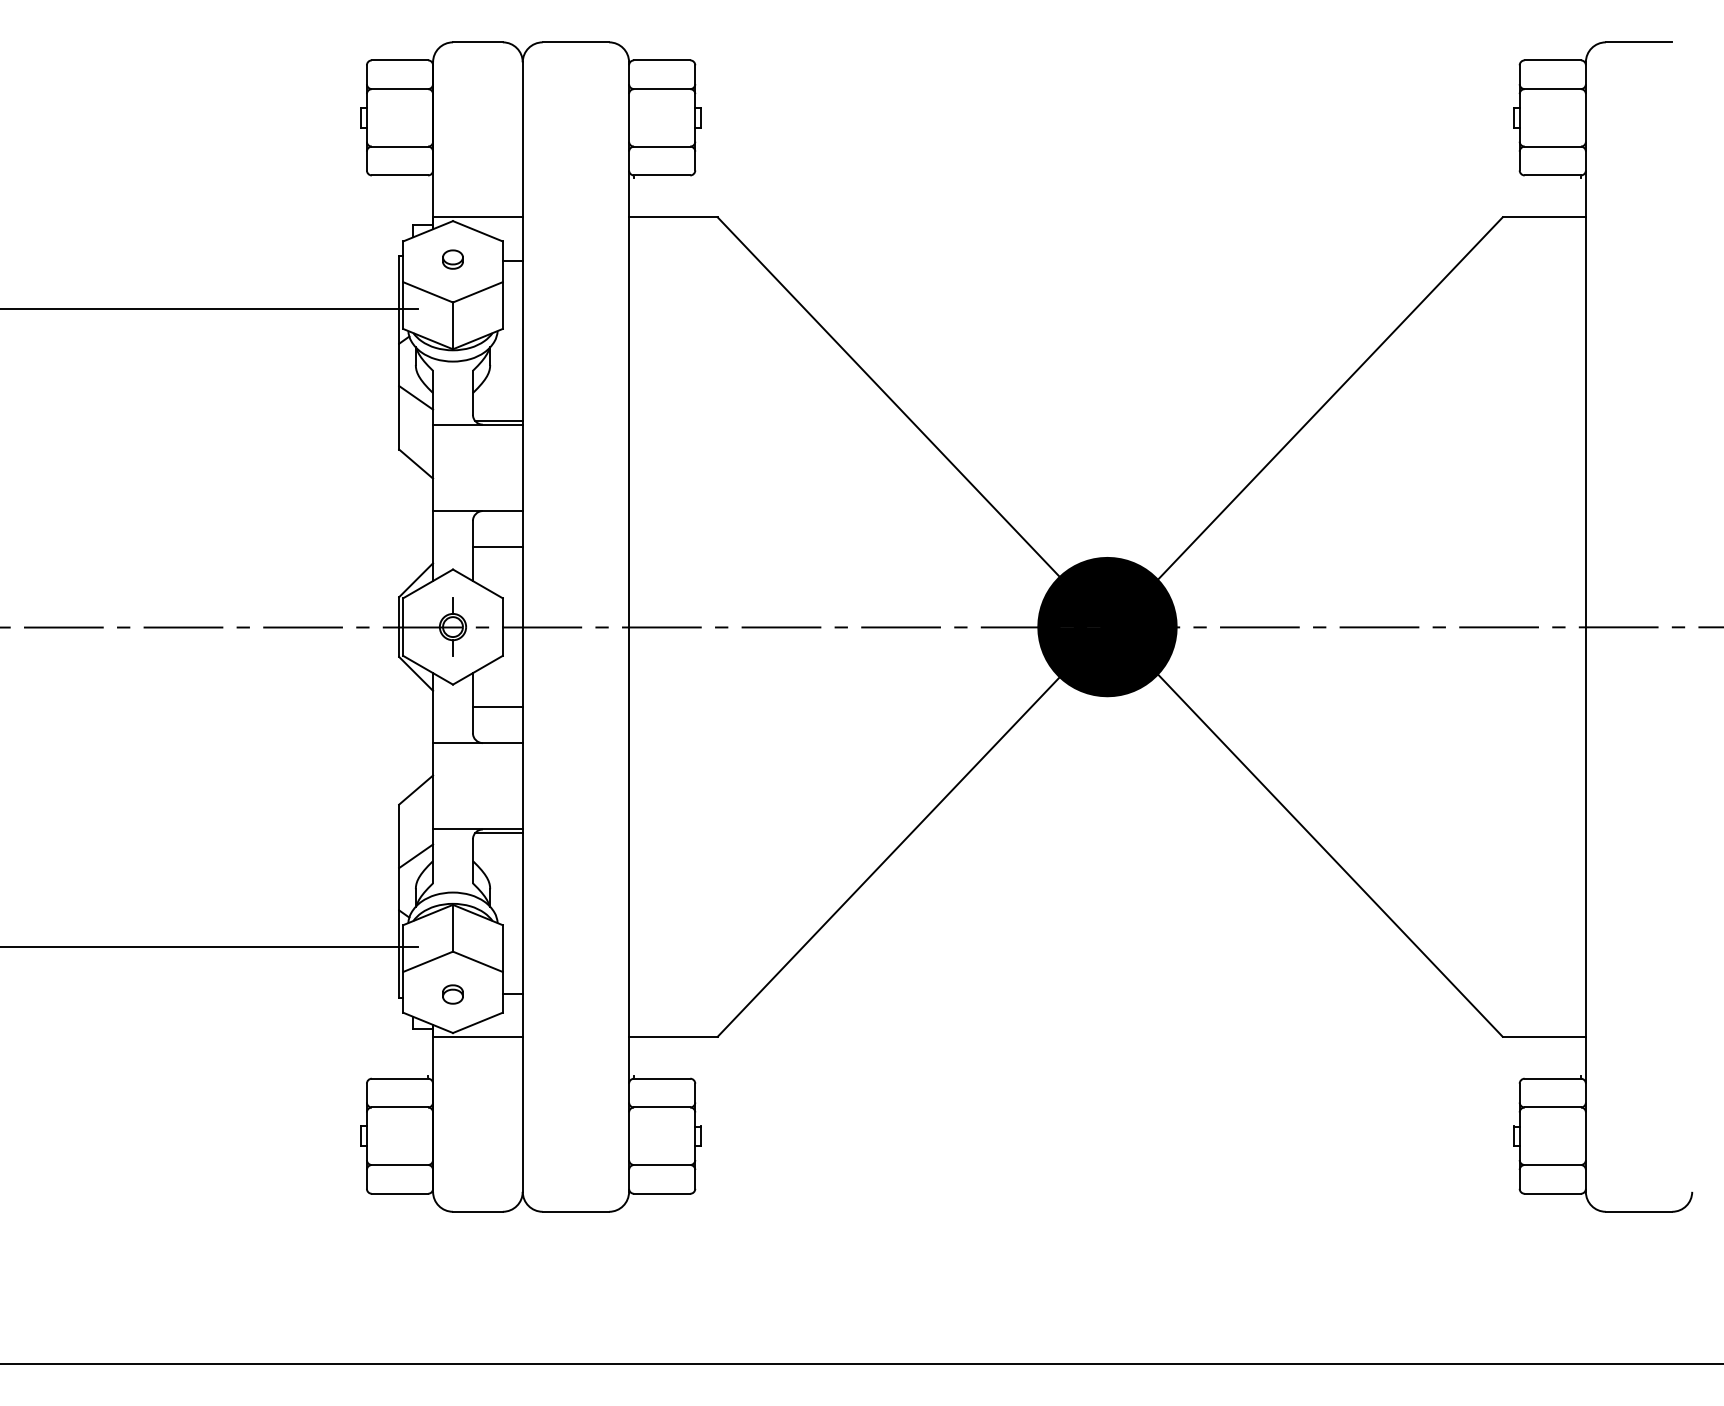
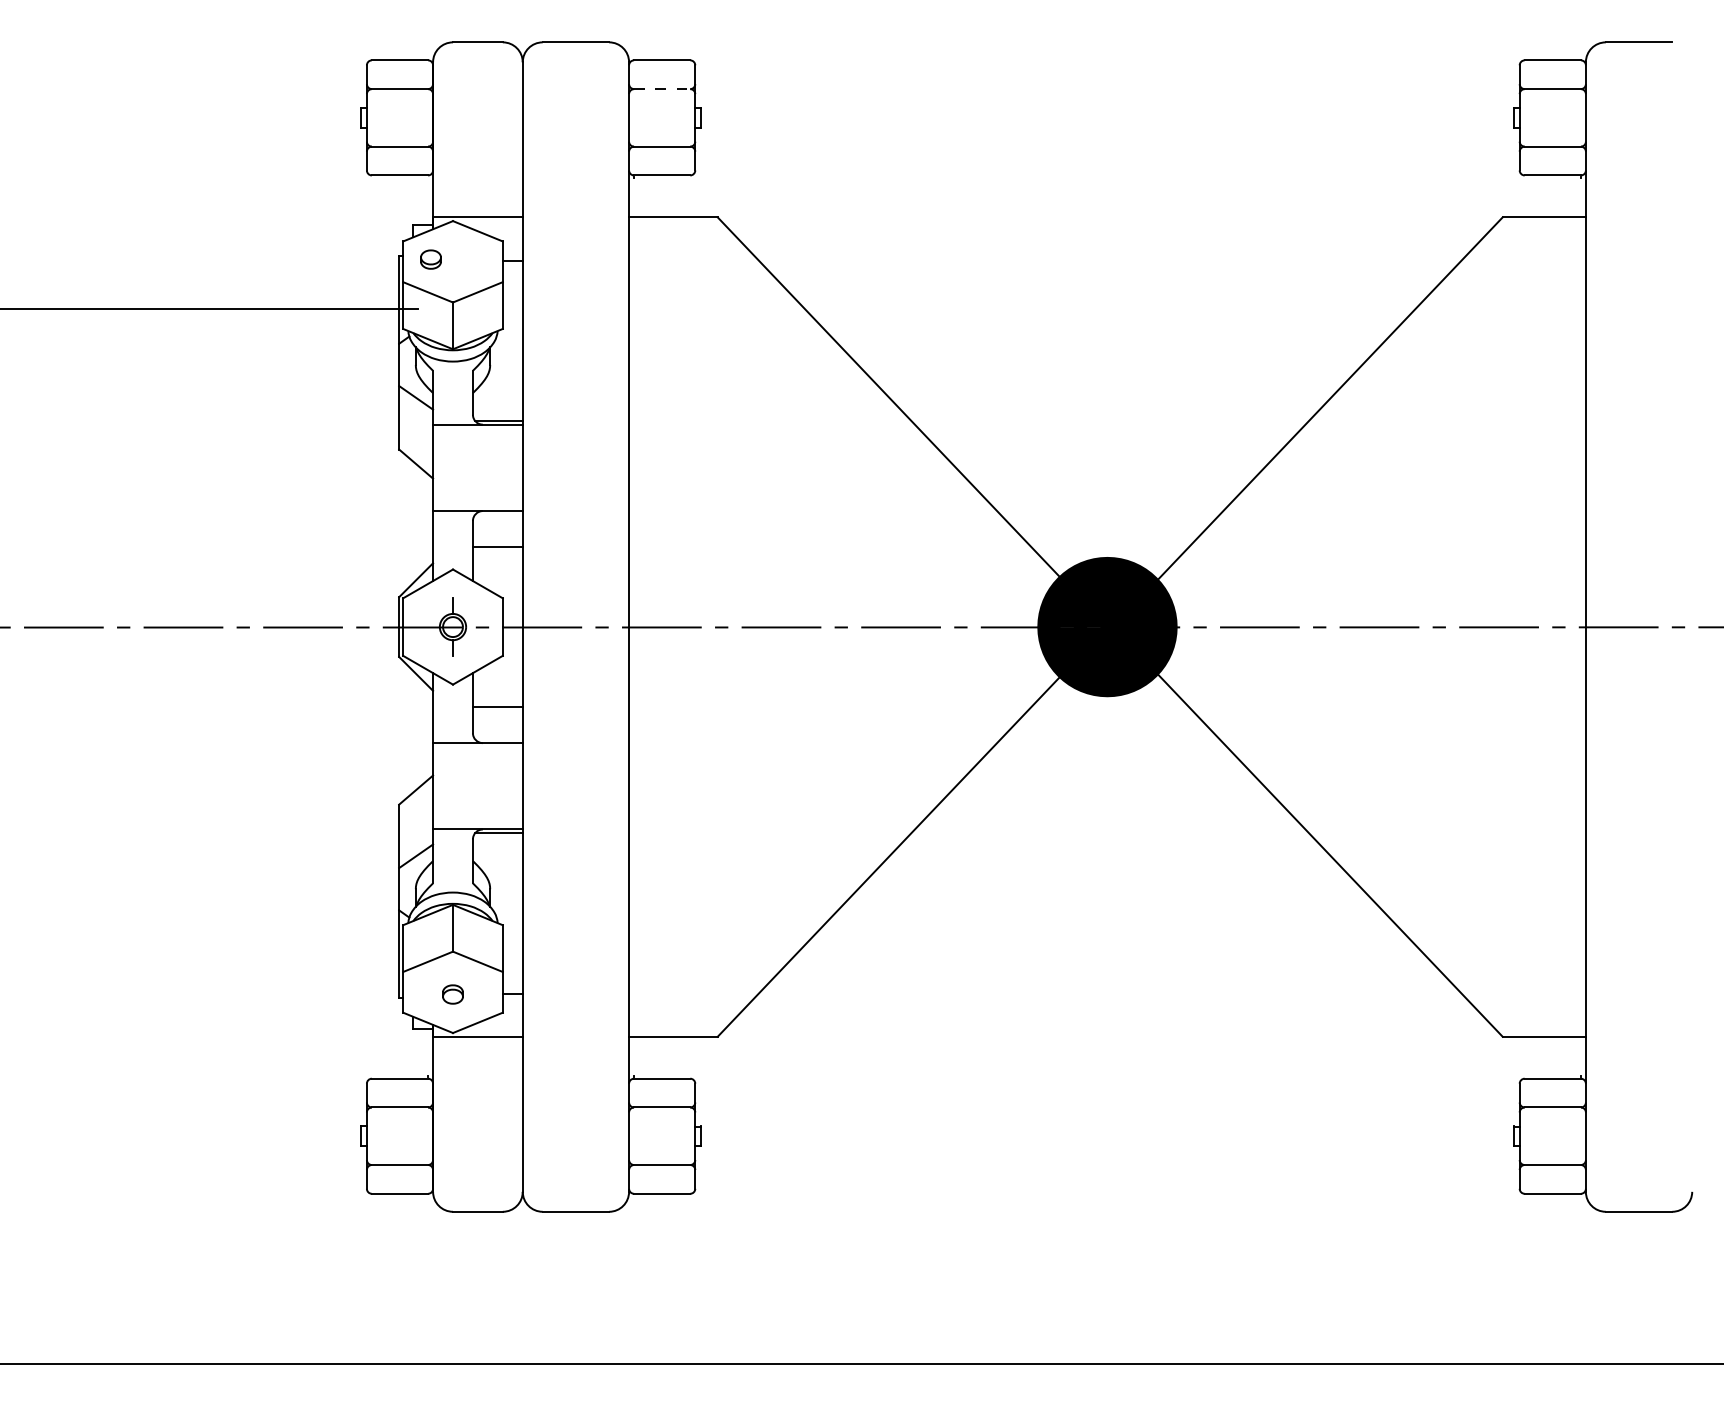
line: solid -> dashed (662, 89)
part position: (452, 259) -> (430, 259) (430, 259)
line: present -> none (210, 947)
